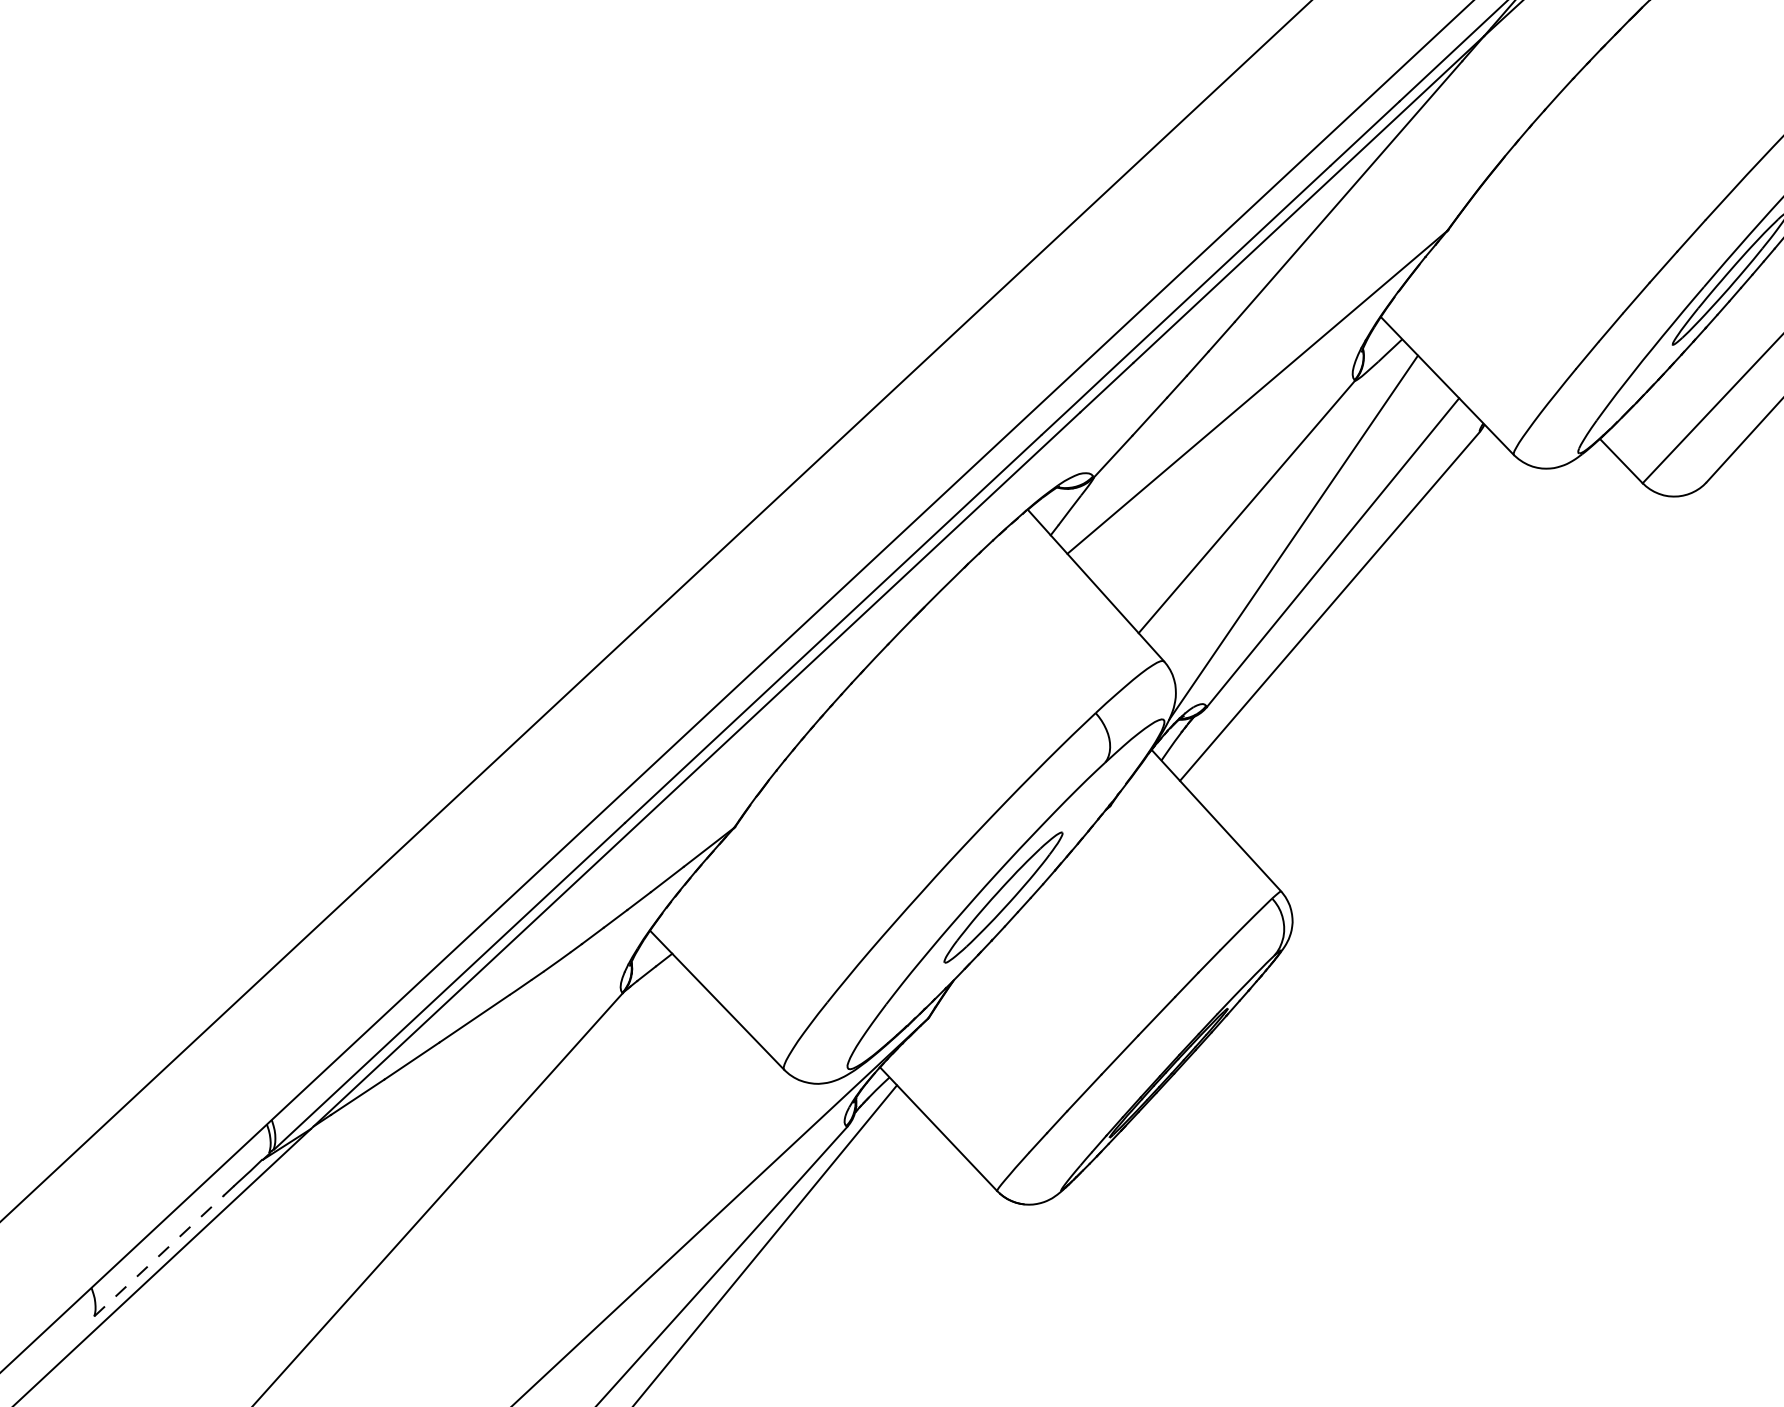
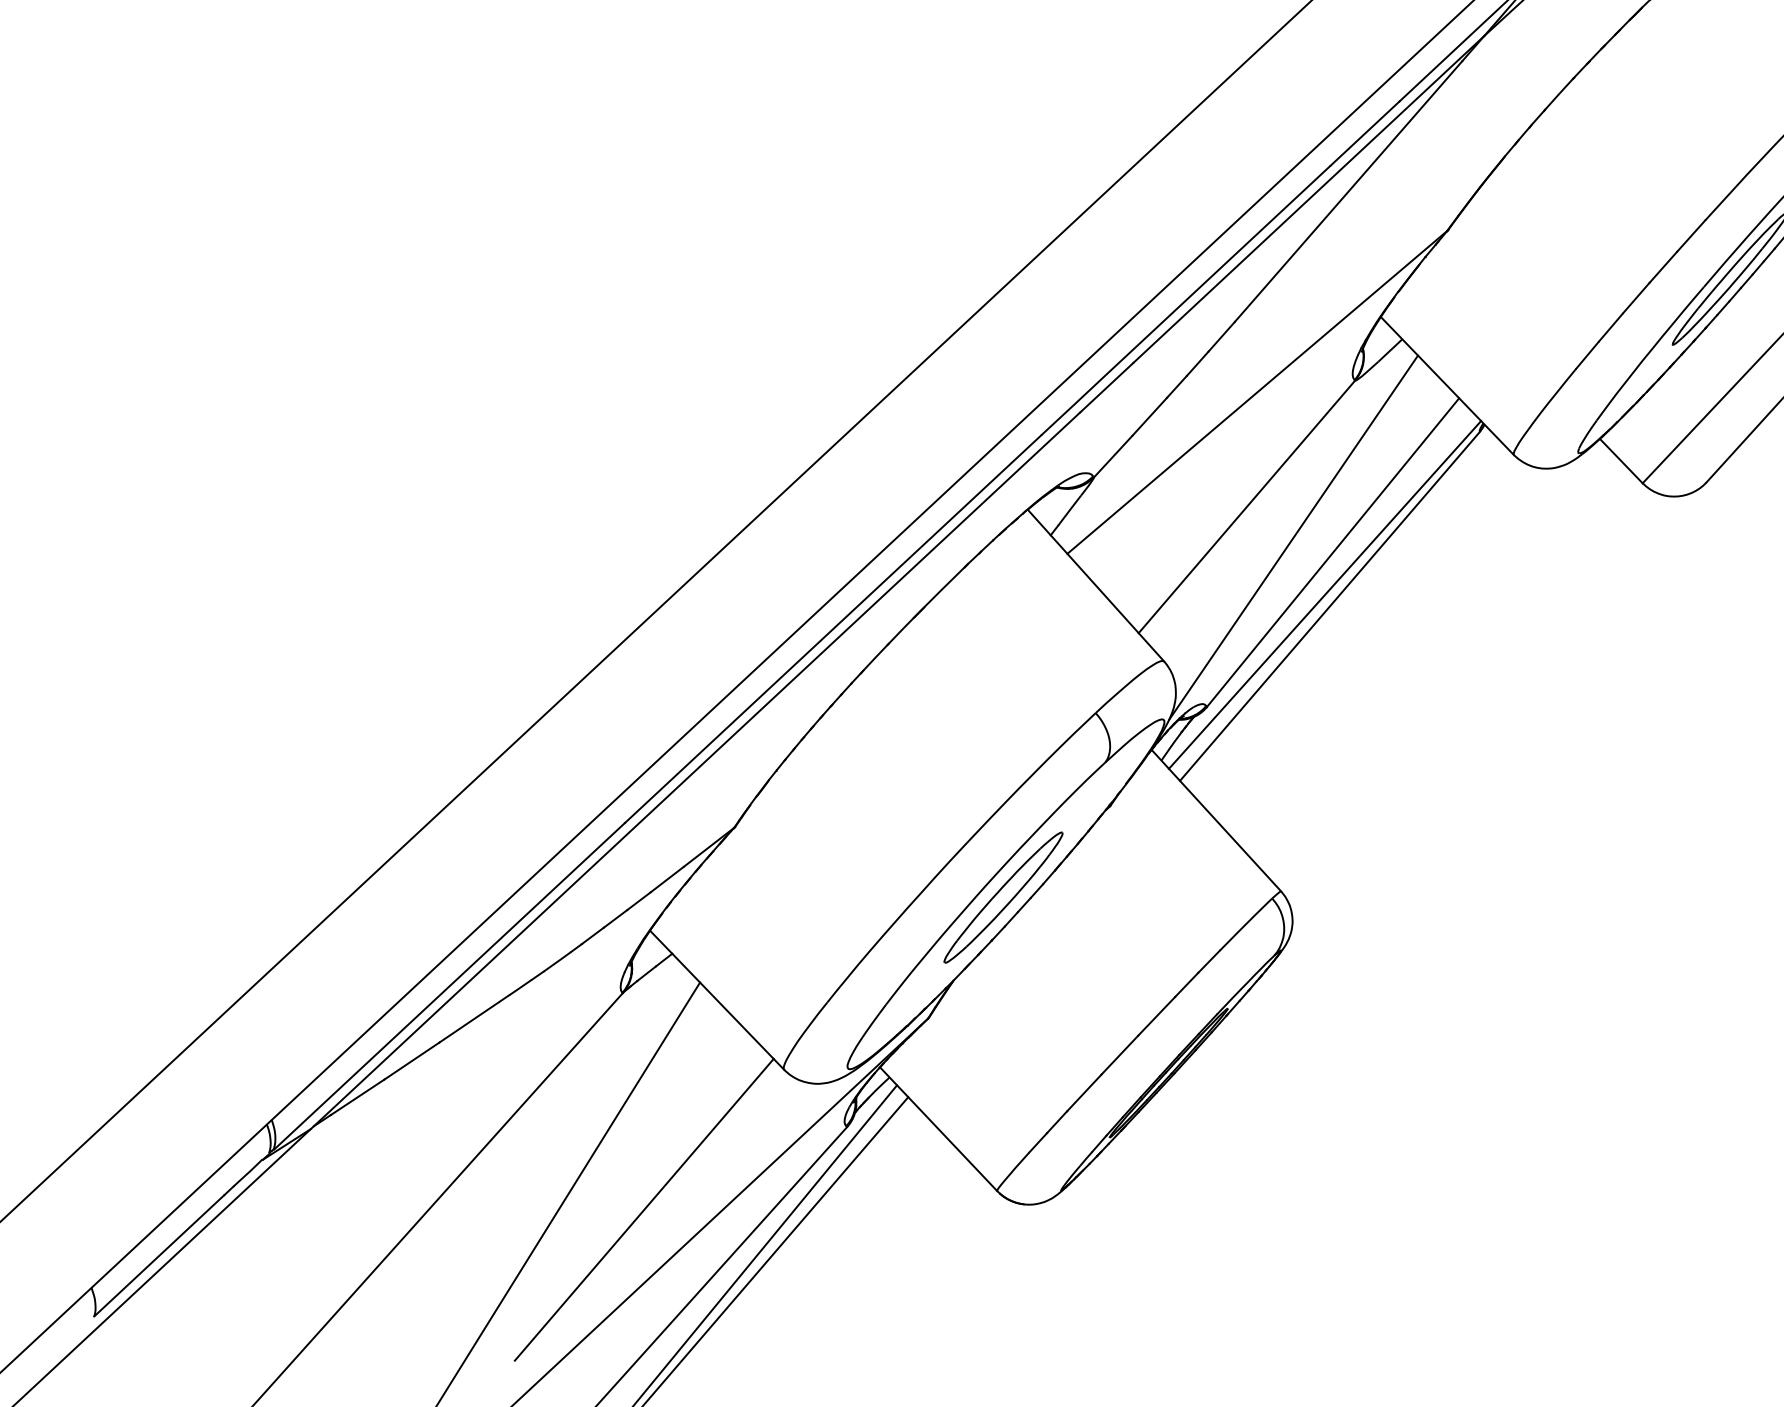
line: none -> present (1324, 594)
line: none -> present (569, 1192)
line: none -> present (643, 1209)
line: none -> present (776, 1250)
line: dashed -> solid (159, 1255)
